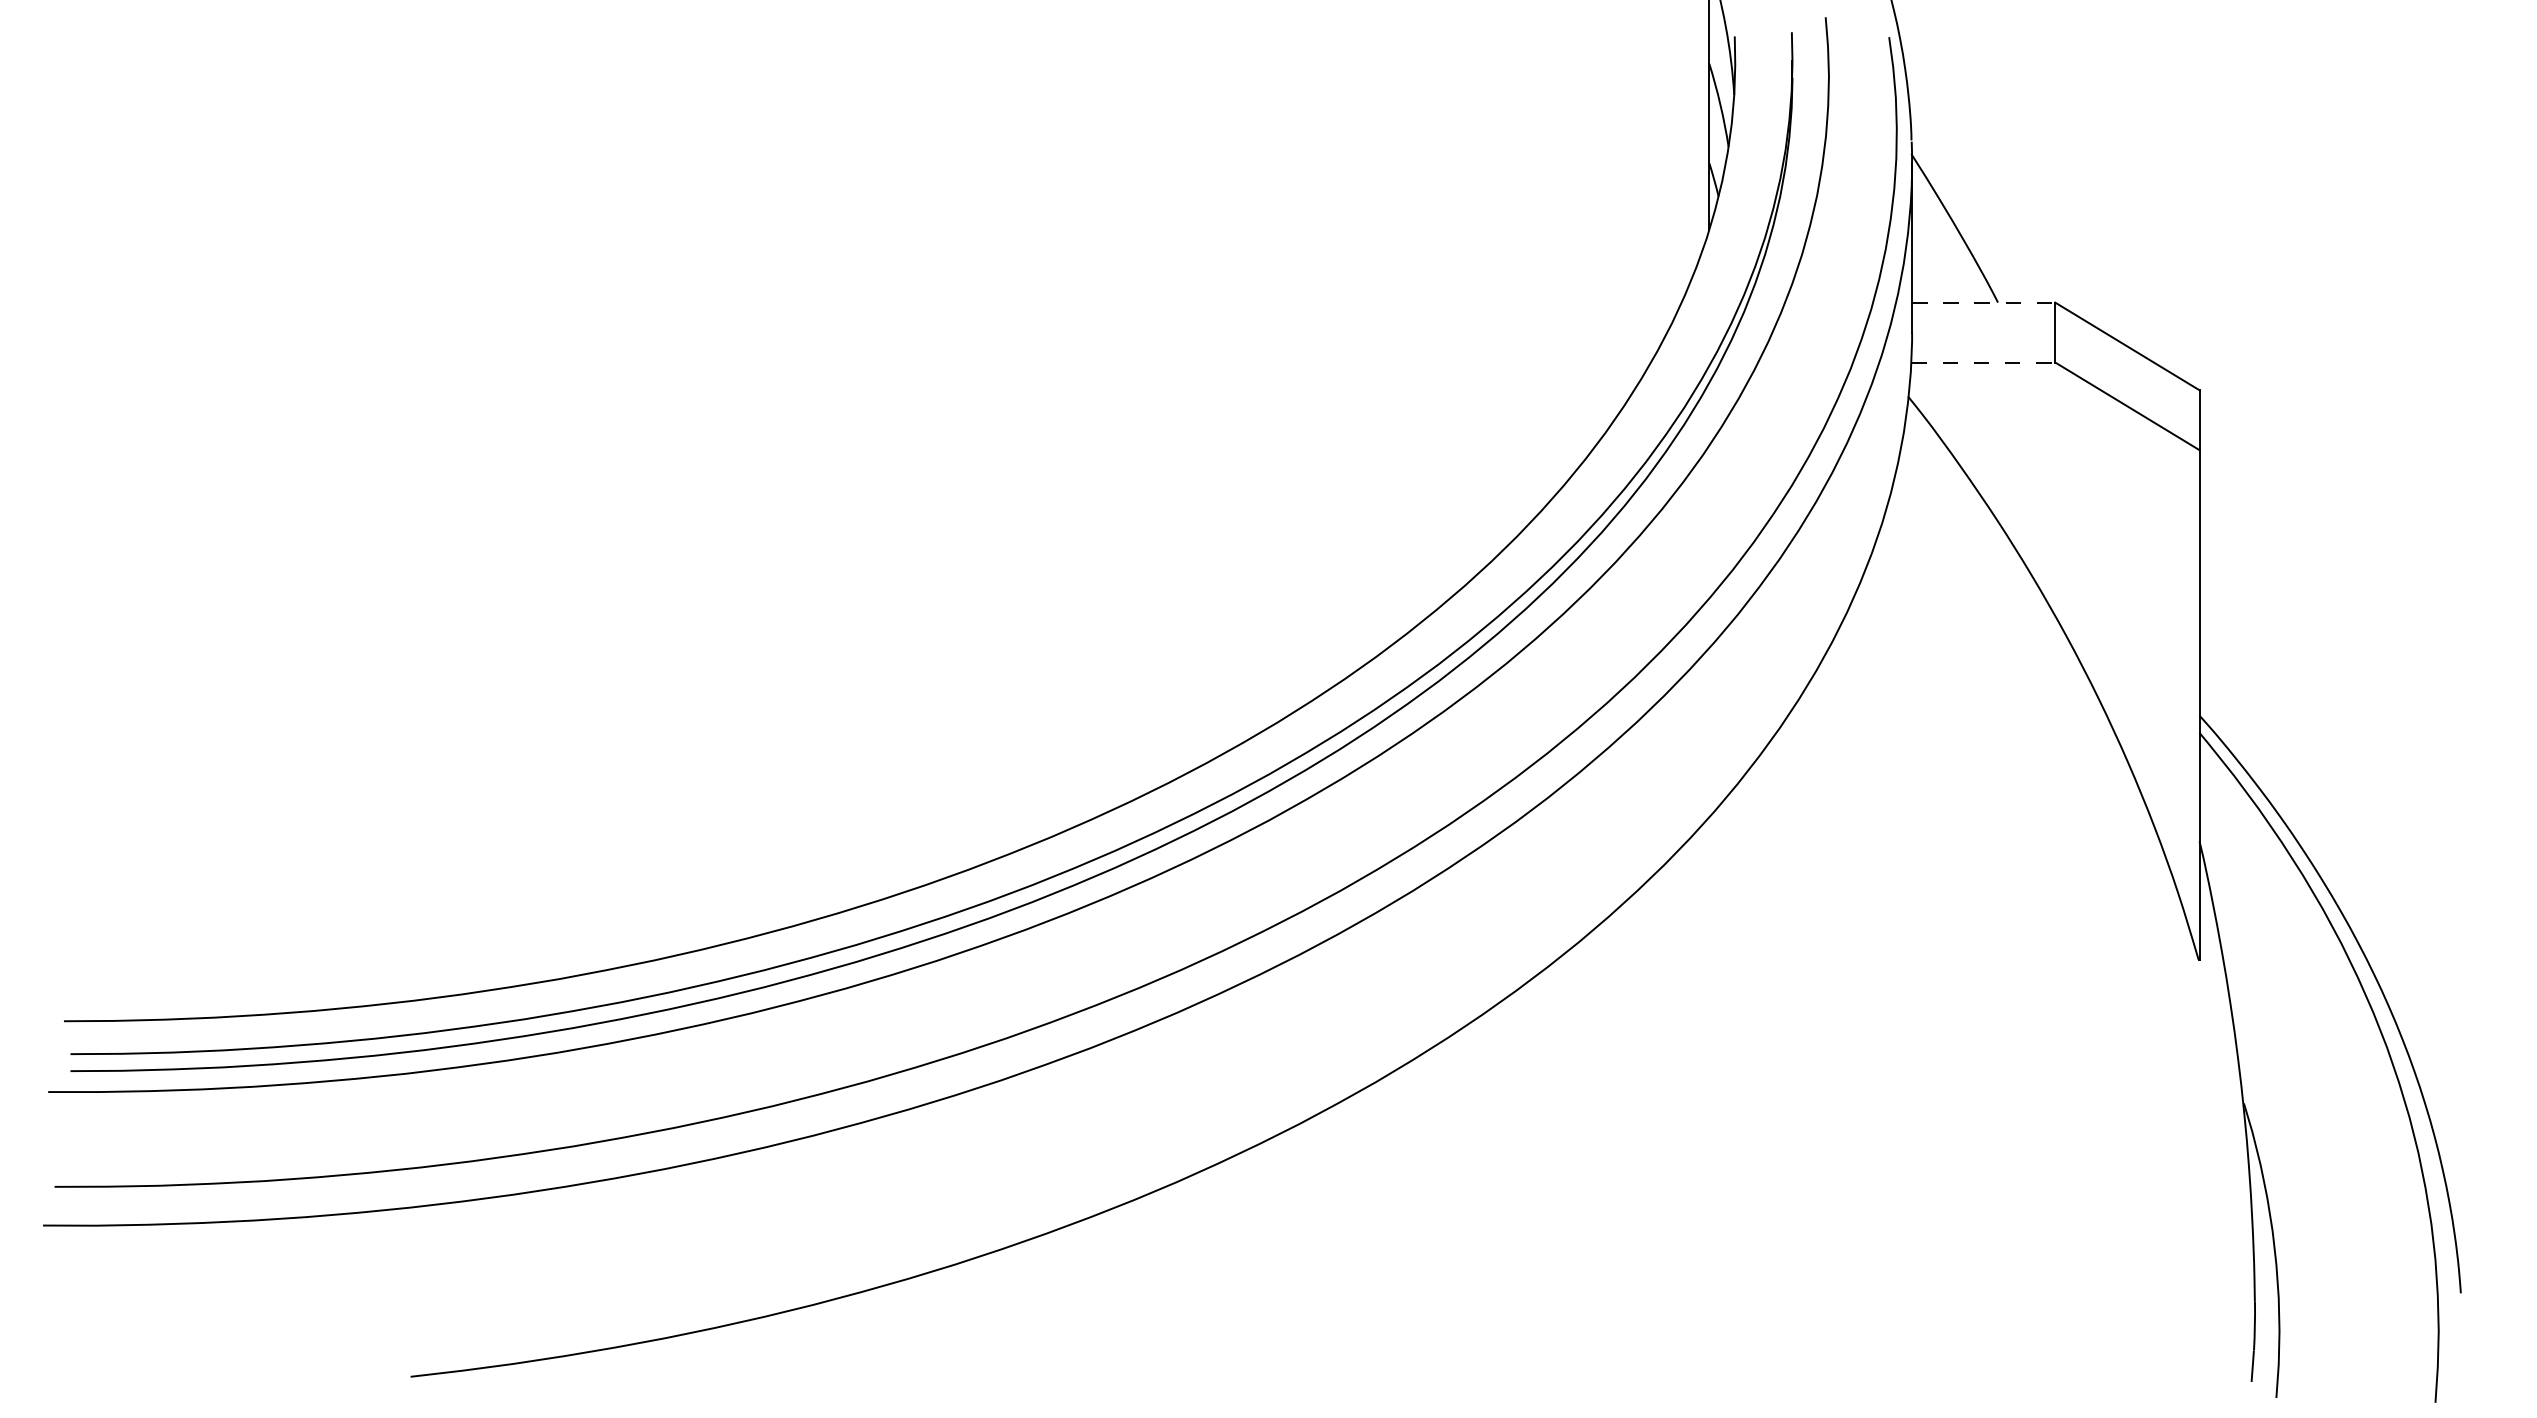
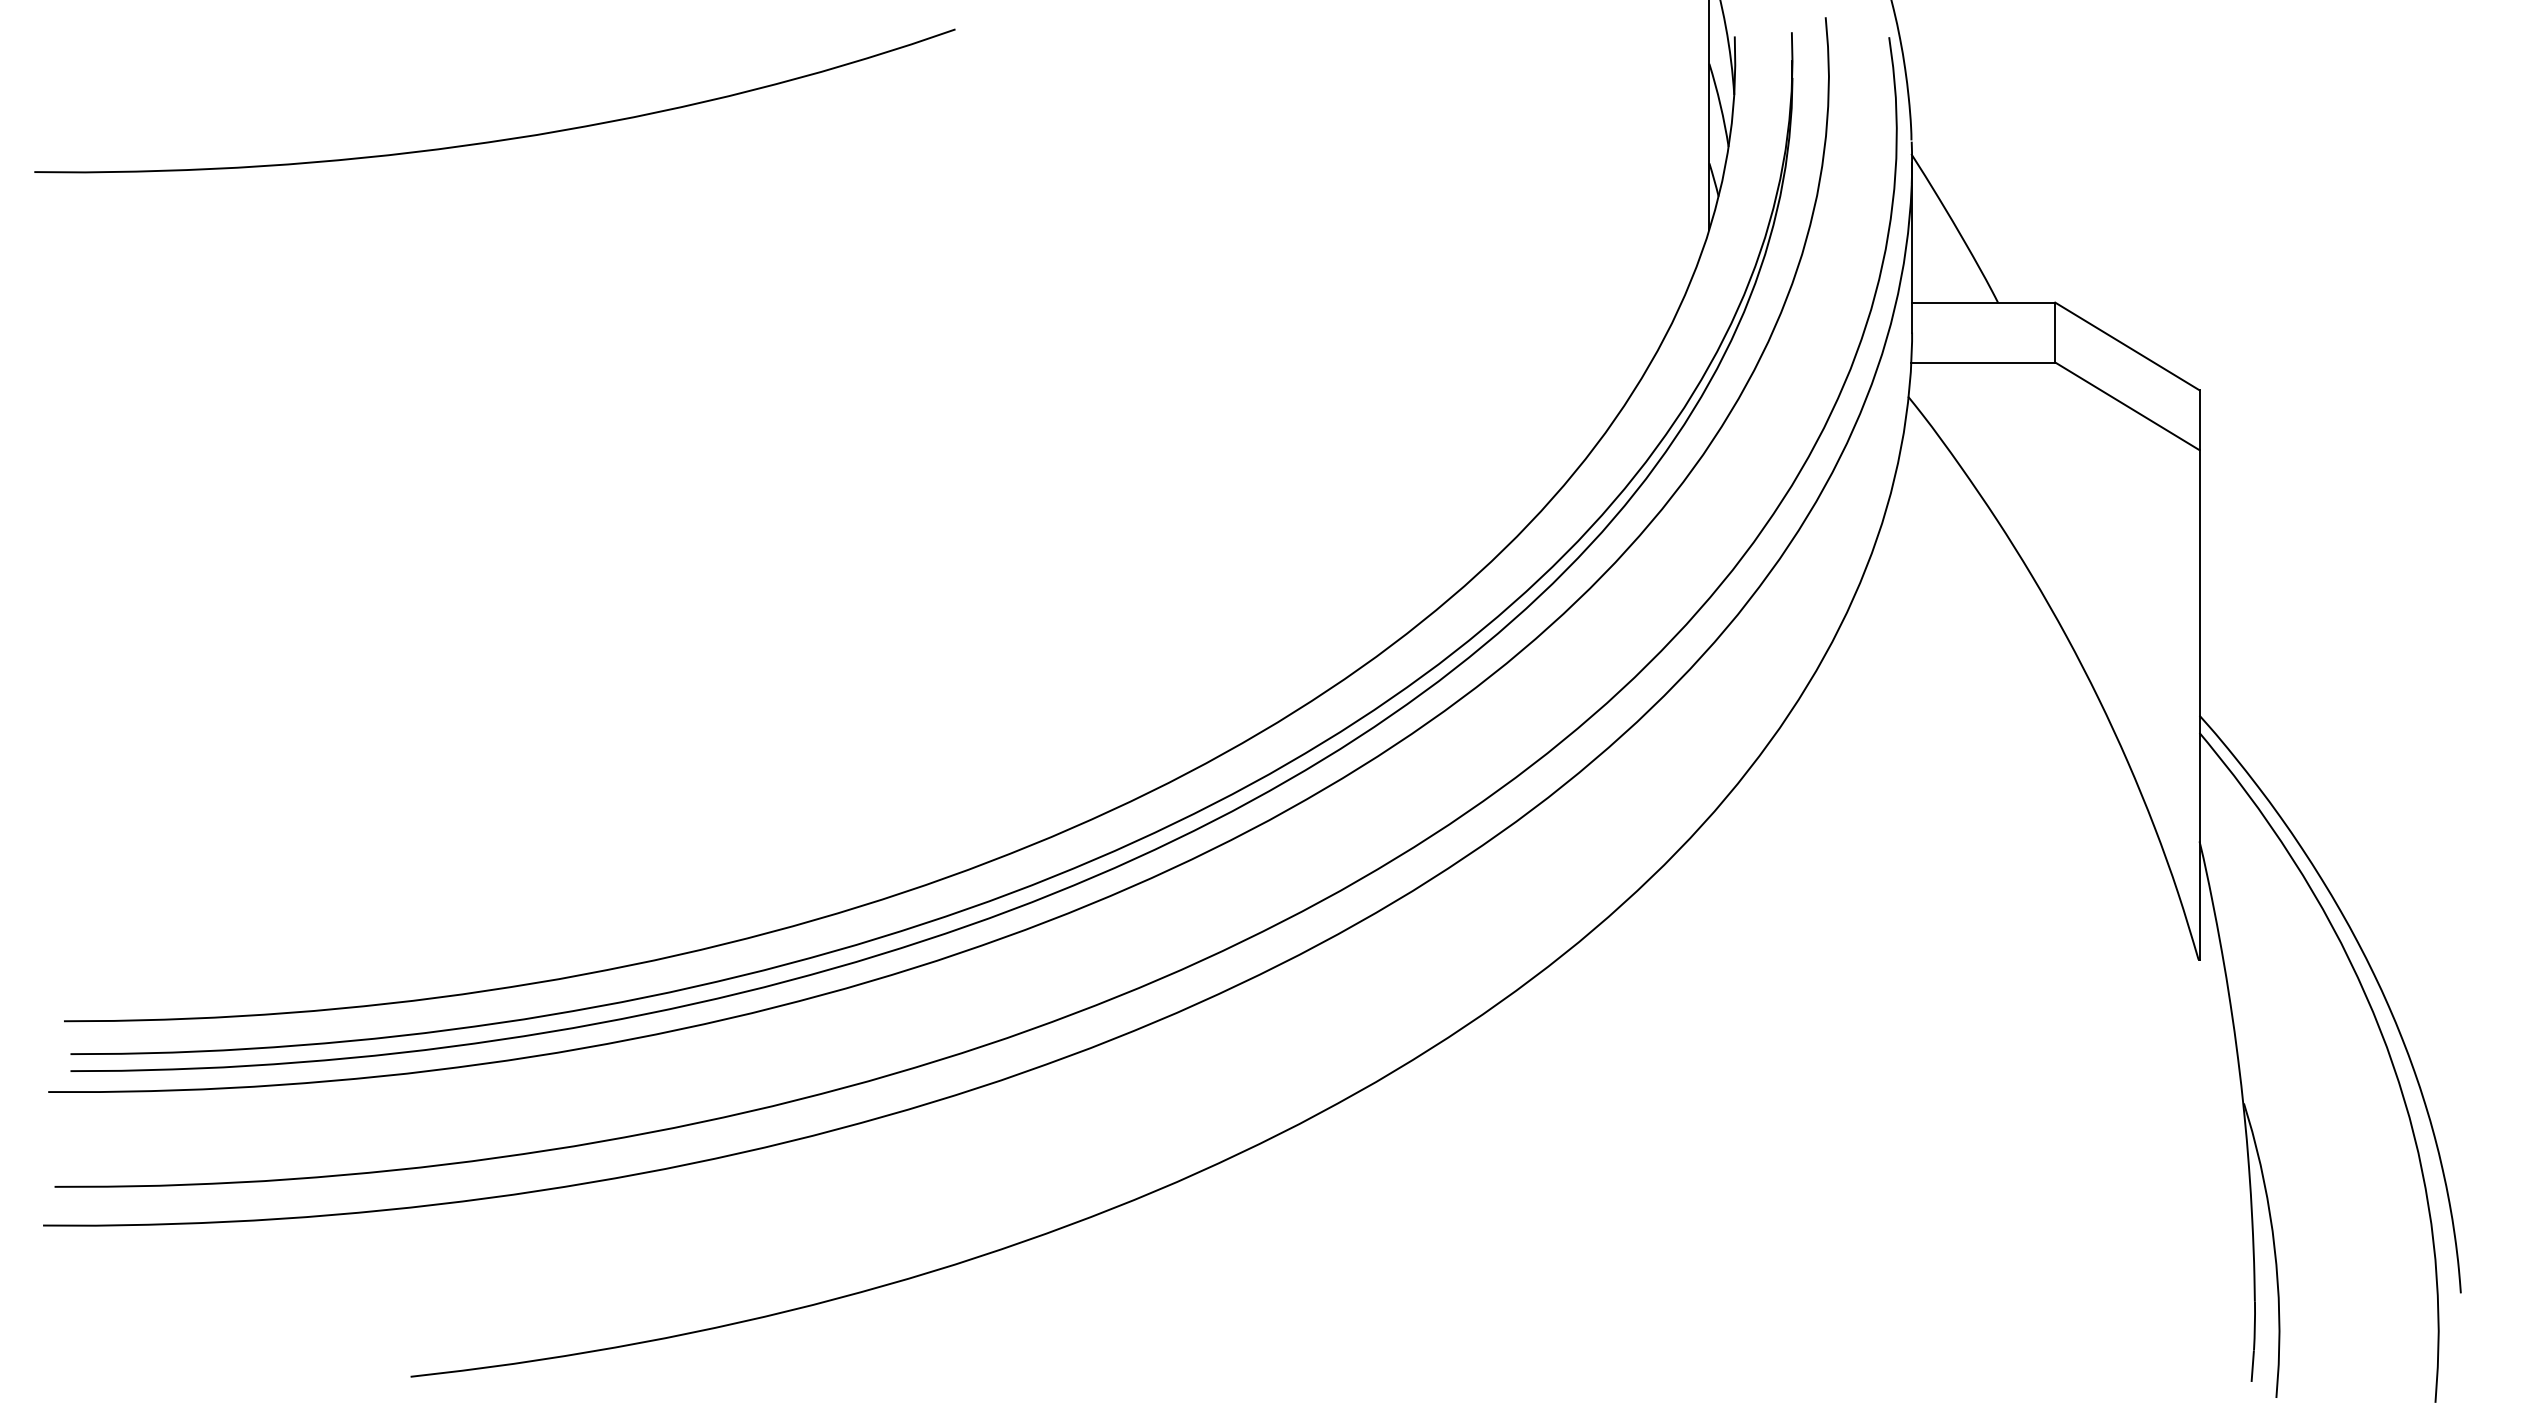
curve: none -> present (499, 139)
line: dashed -> solid (1983, 302)
line: dashed -> solid (1983, 362)
